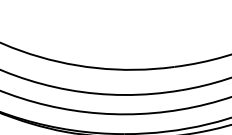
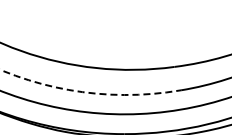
arc: solid -> dashed (90, 93)
